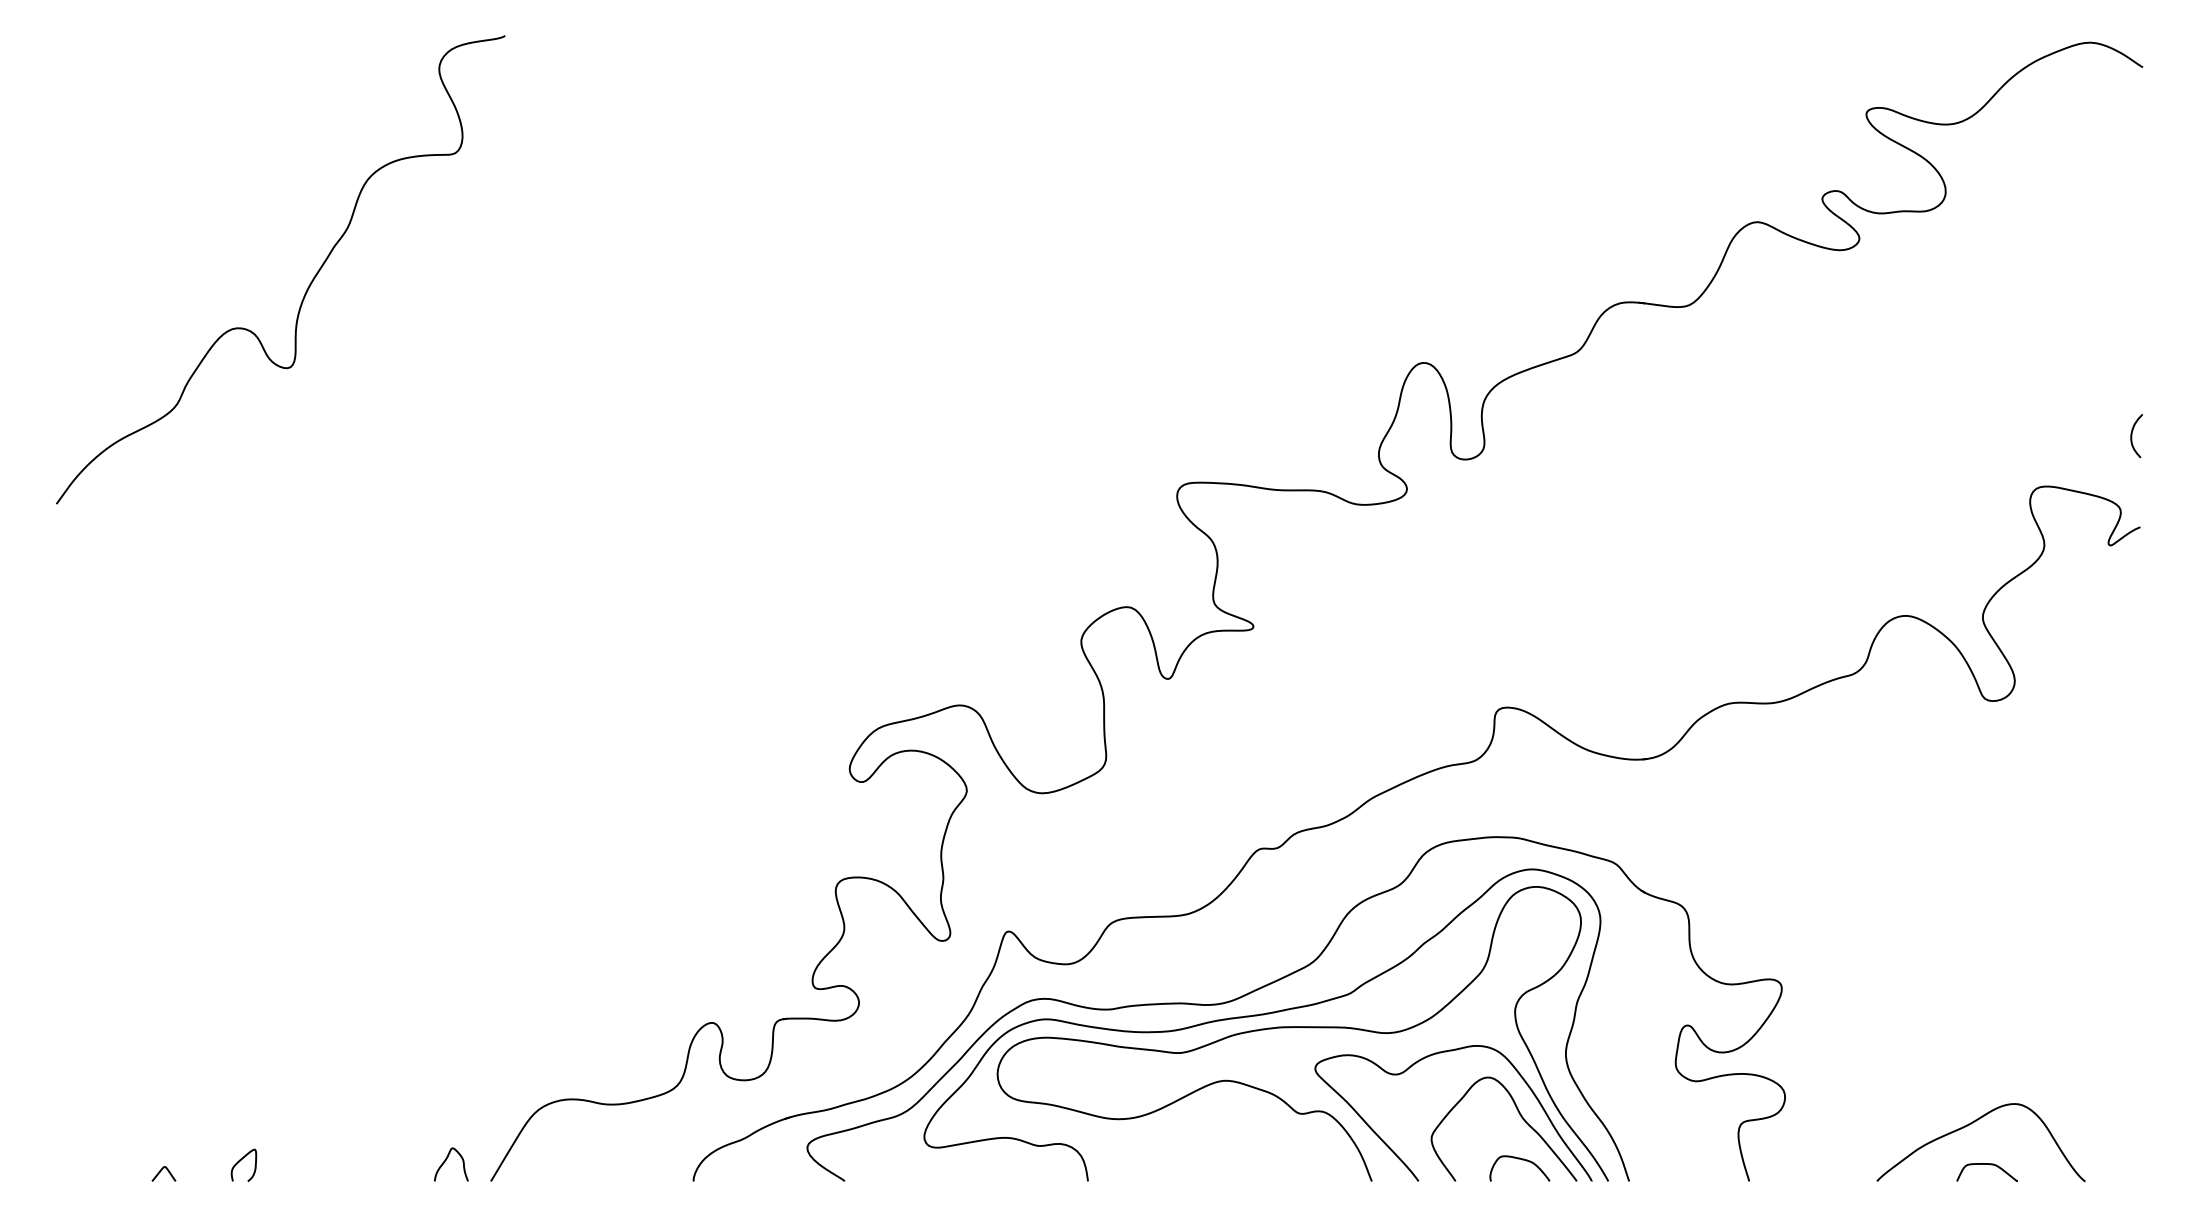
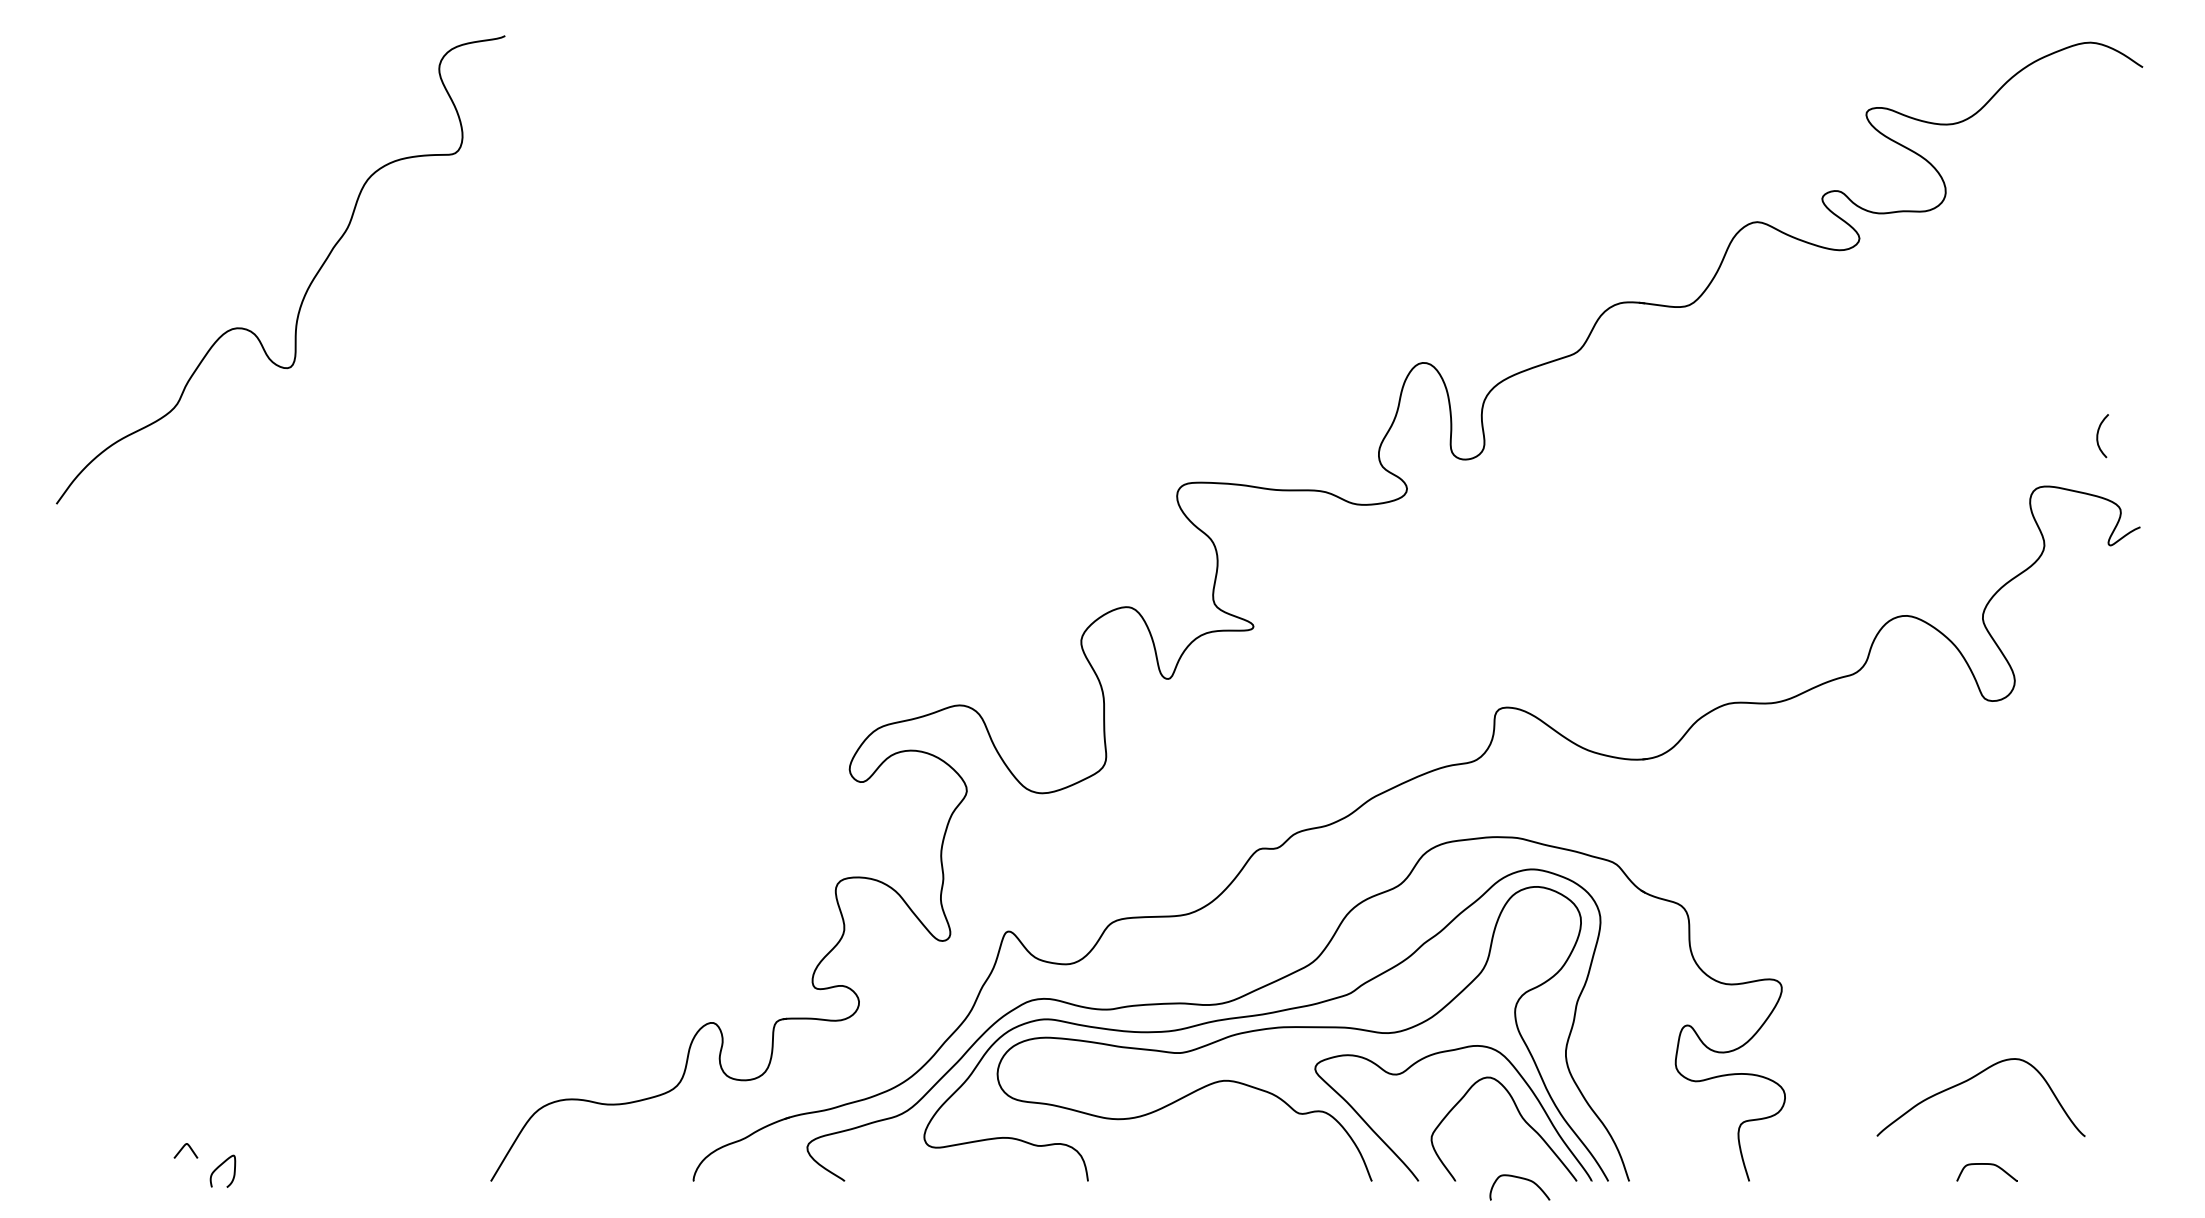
curve position: (2132, 436) -> (2098, 436) (2098, 436)
curve position: (1971, 1124) -> (1971, 1079) (1971, 1079)
curve position: (1522, 1160) -> (1522, 1179) (1522, 1179)
curve position: (240, 1161) -> (219, 1167) (219, 1167)
curve: present -> none (445, 1162)
curve position: (161, 1171) -> (183, 1148) (183, 1148)
